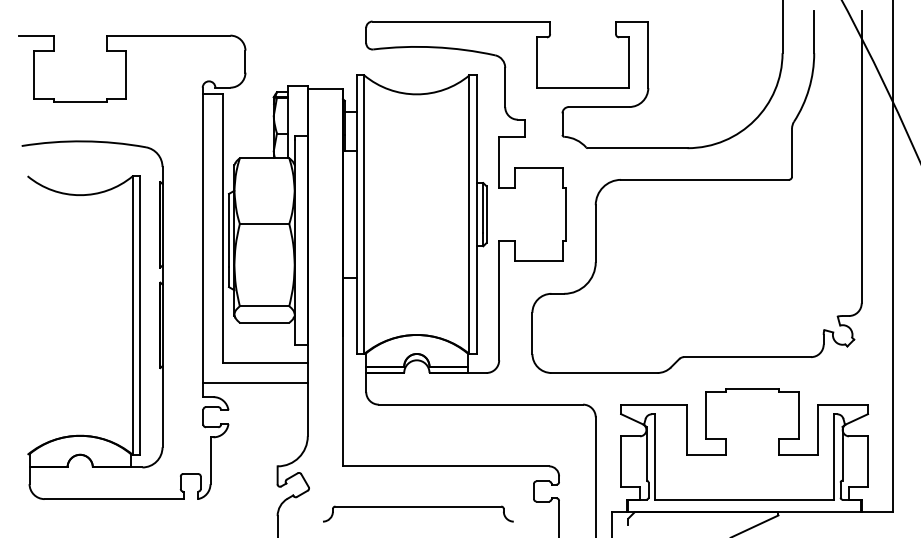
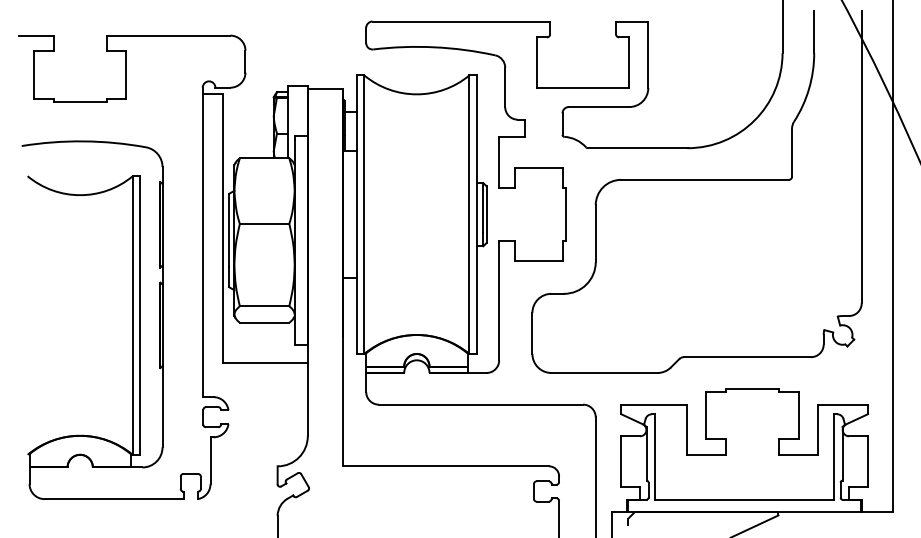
line: present -> none (254, 383)
part: present -> none (418, 513)
